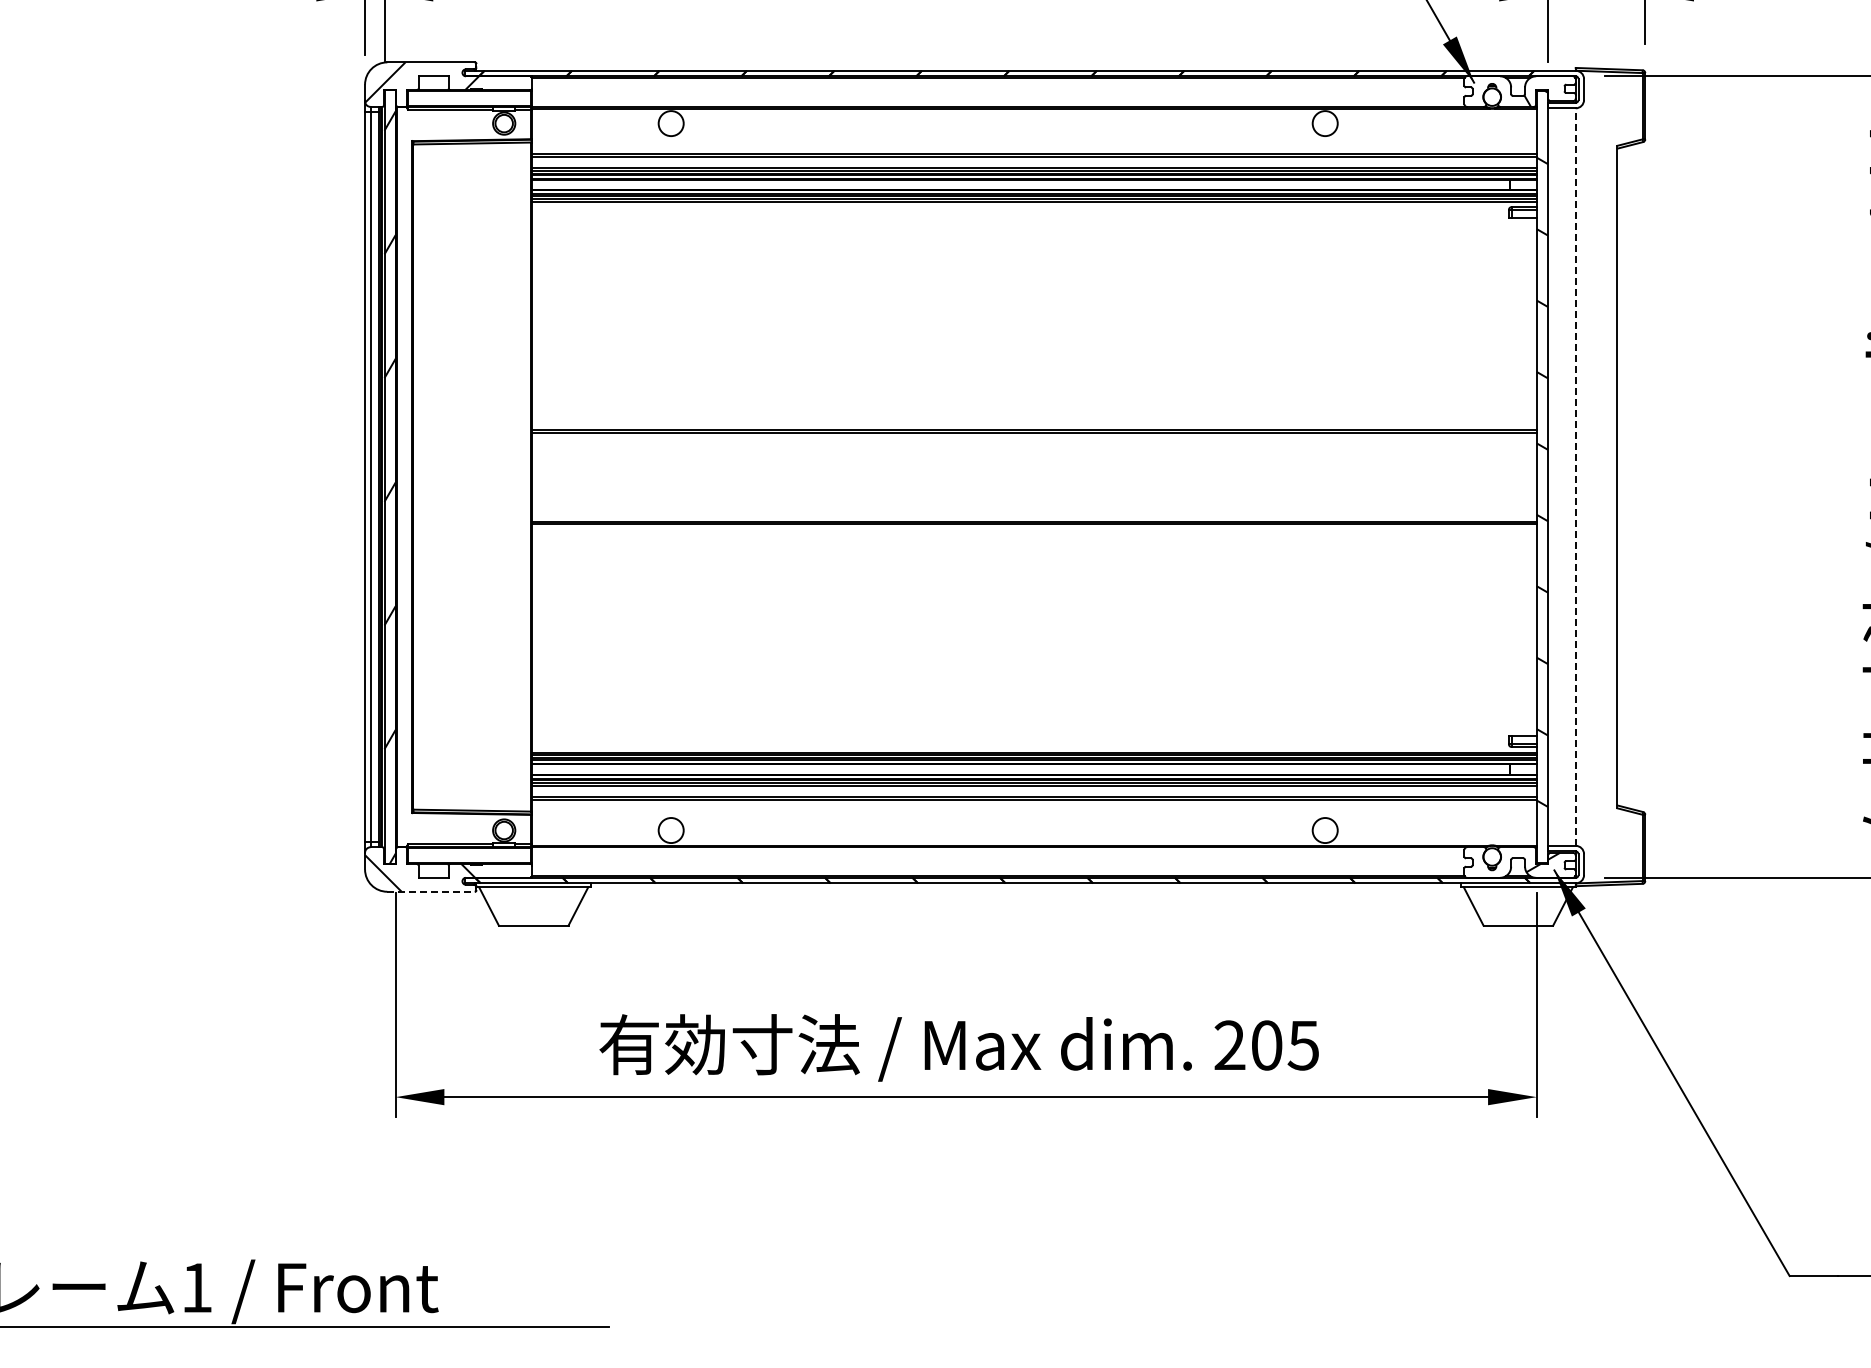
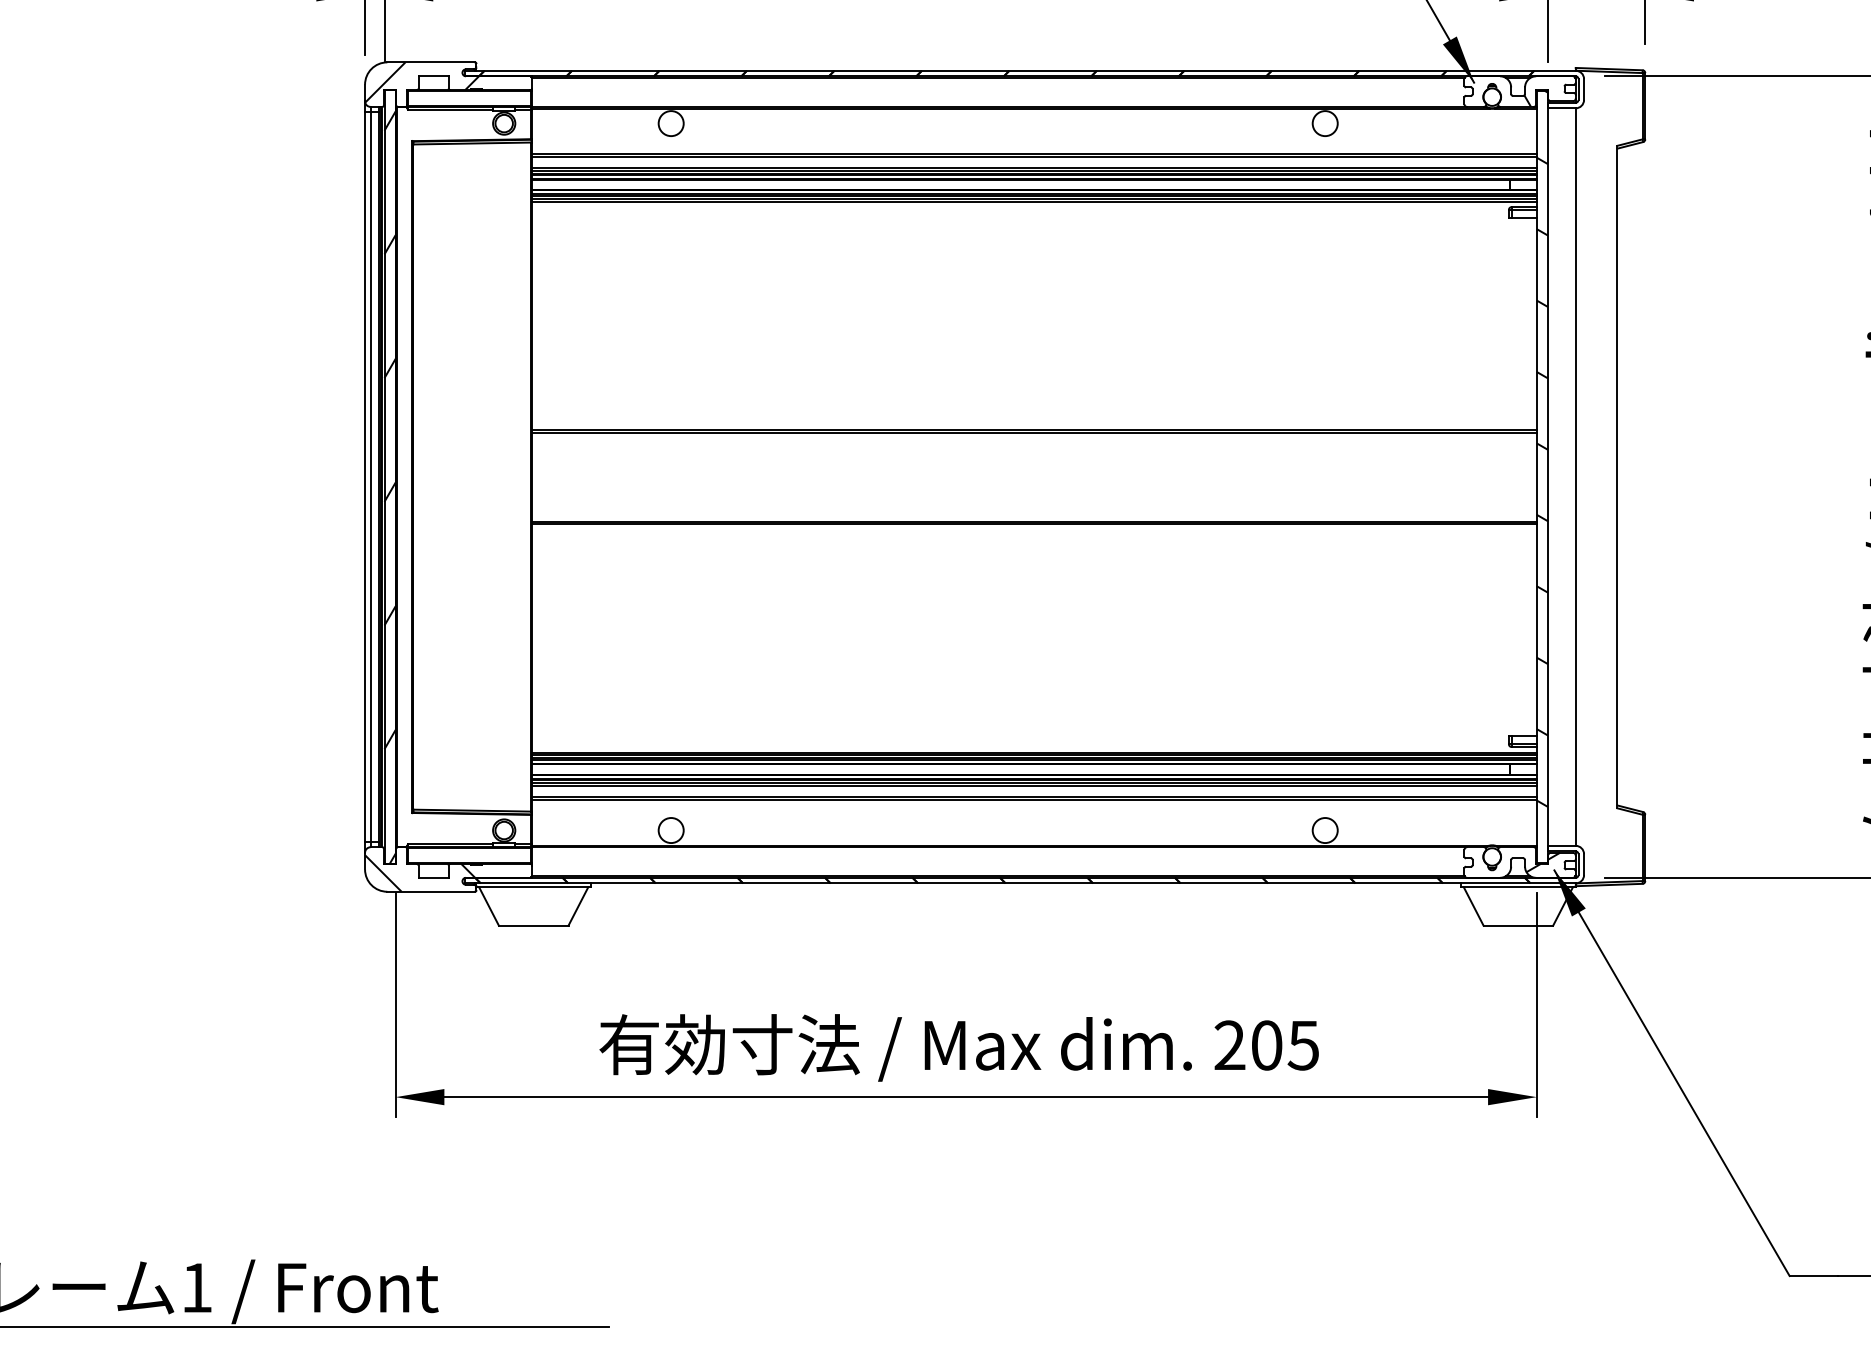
line: dashed -> solid (1575, 477)
line: dashed -> solid (431, 891)
